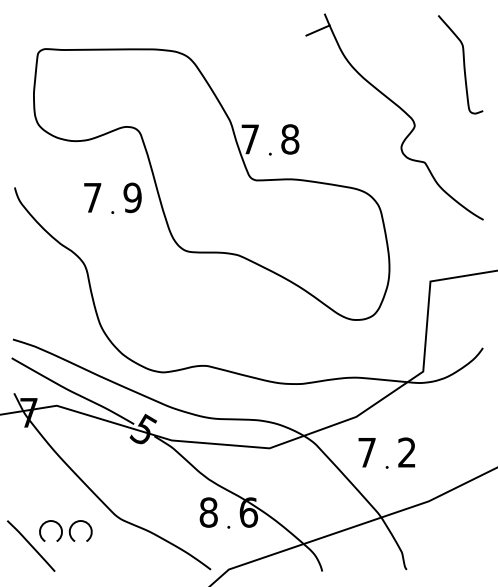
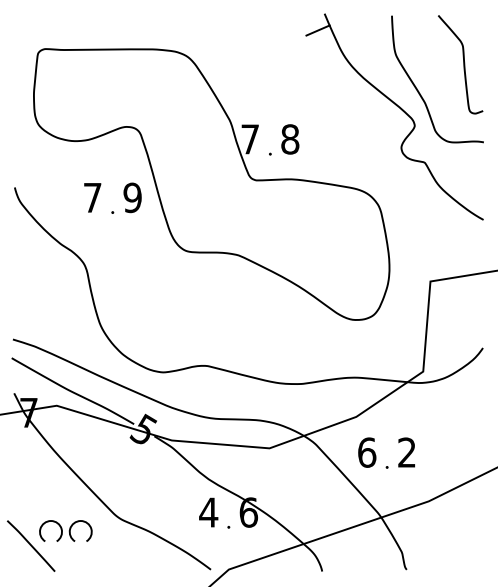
curve: none -> present (419, 91)
text: 7 -> 6 (367, 452)
text: 8 -> 4 (208, 512)
